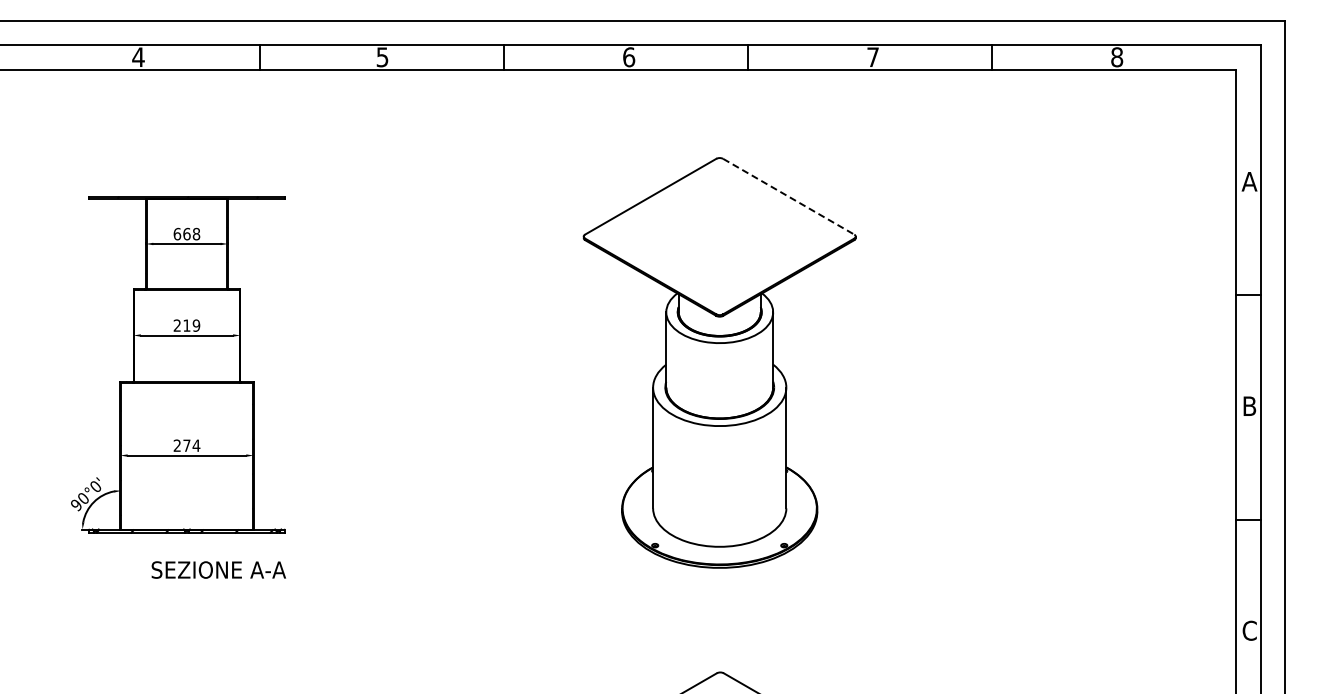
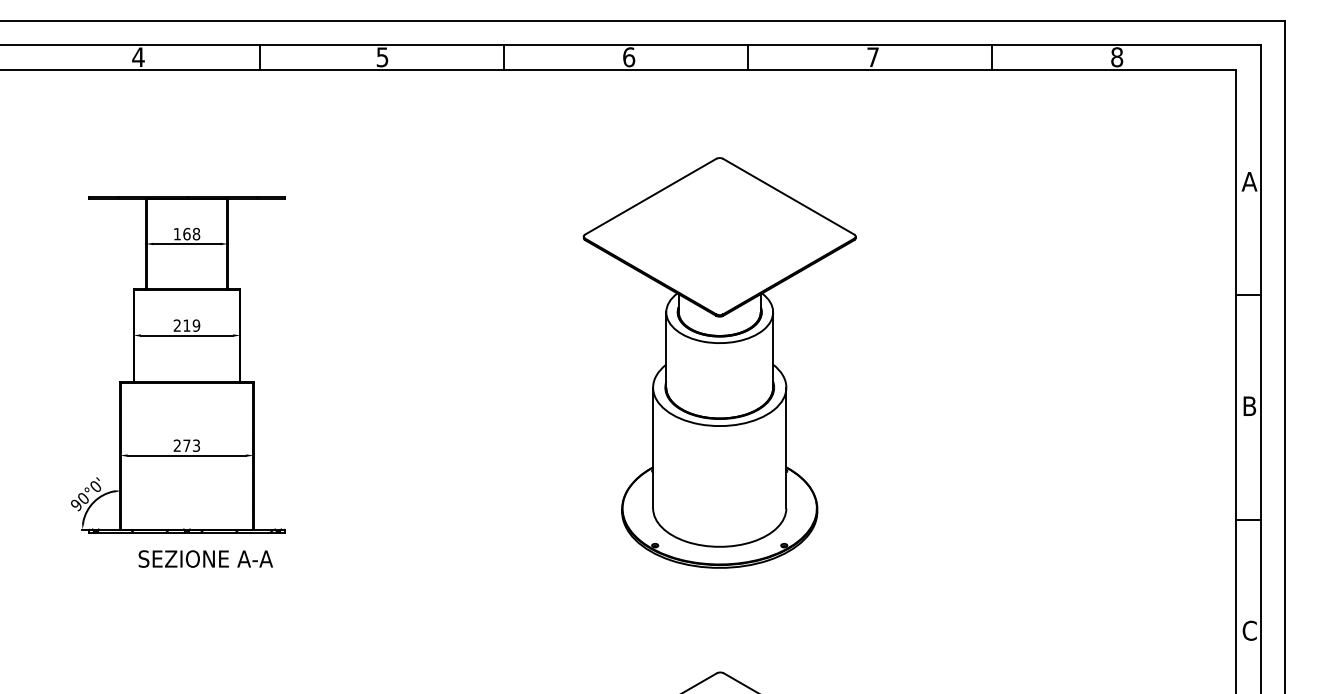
line: dashed -> solid (788, 196)
text: 668 -> 168 (177, 233)
text: 274 -> 273 (196, 445)
text position: (218, 569) -> (205, 558) (205, 558)
